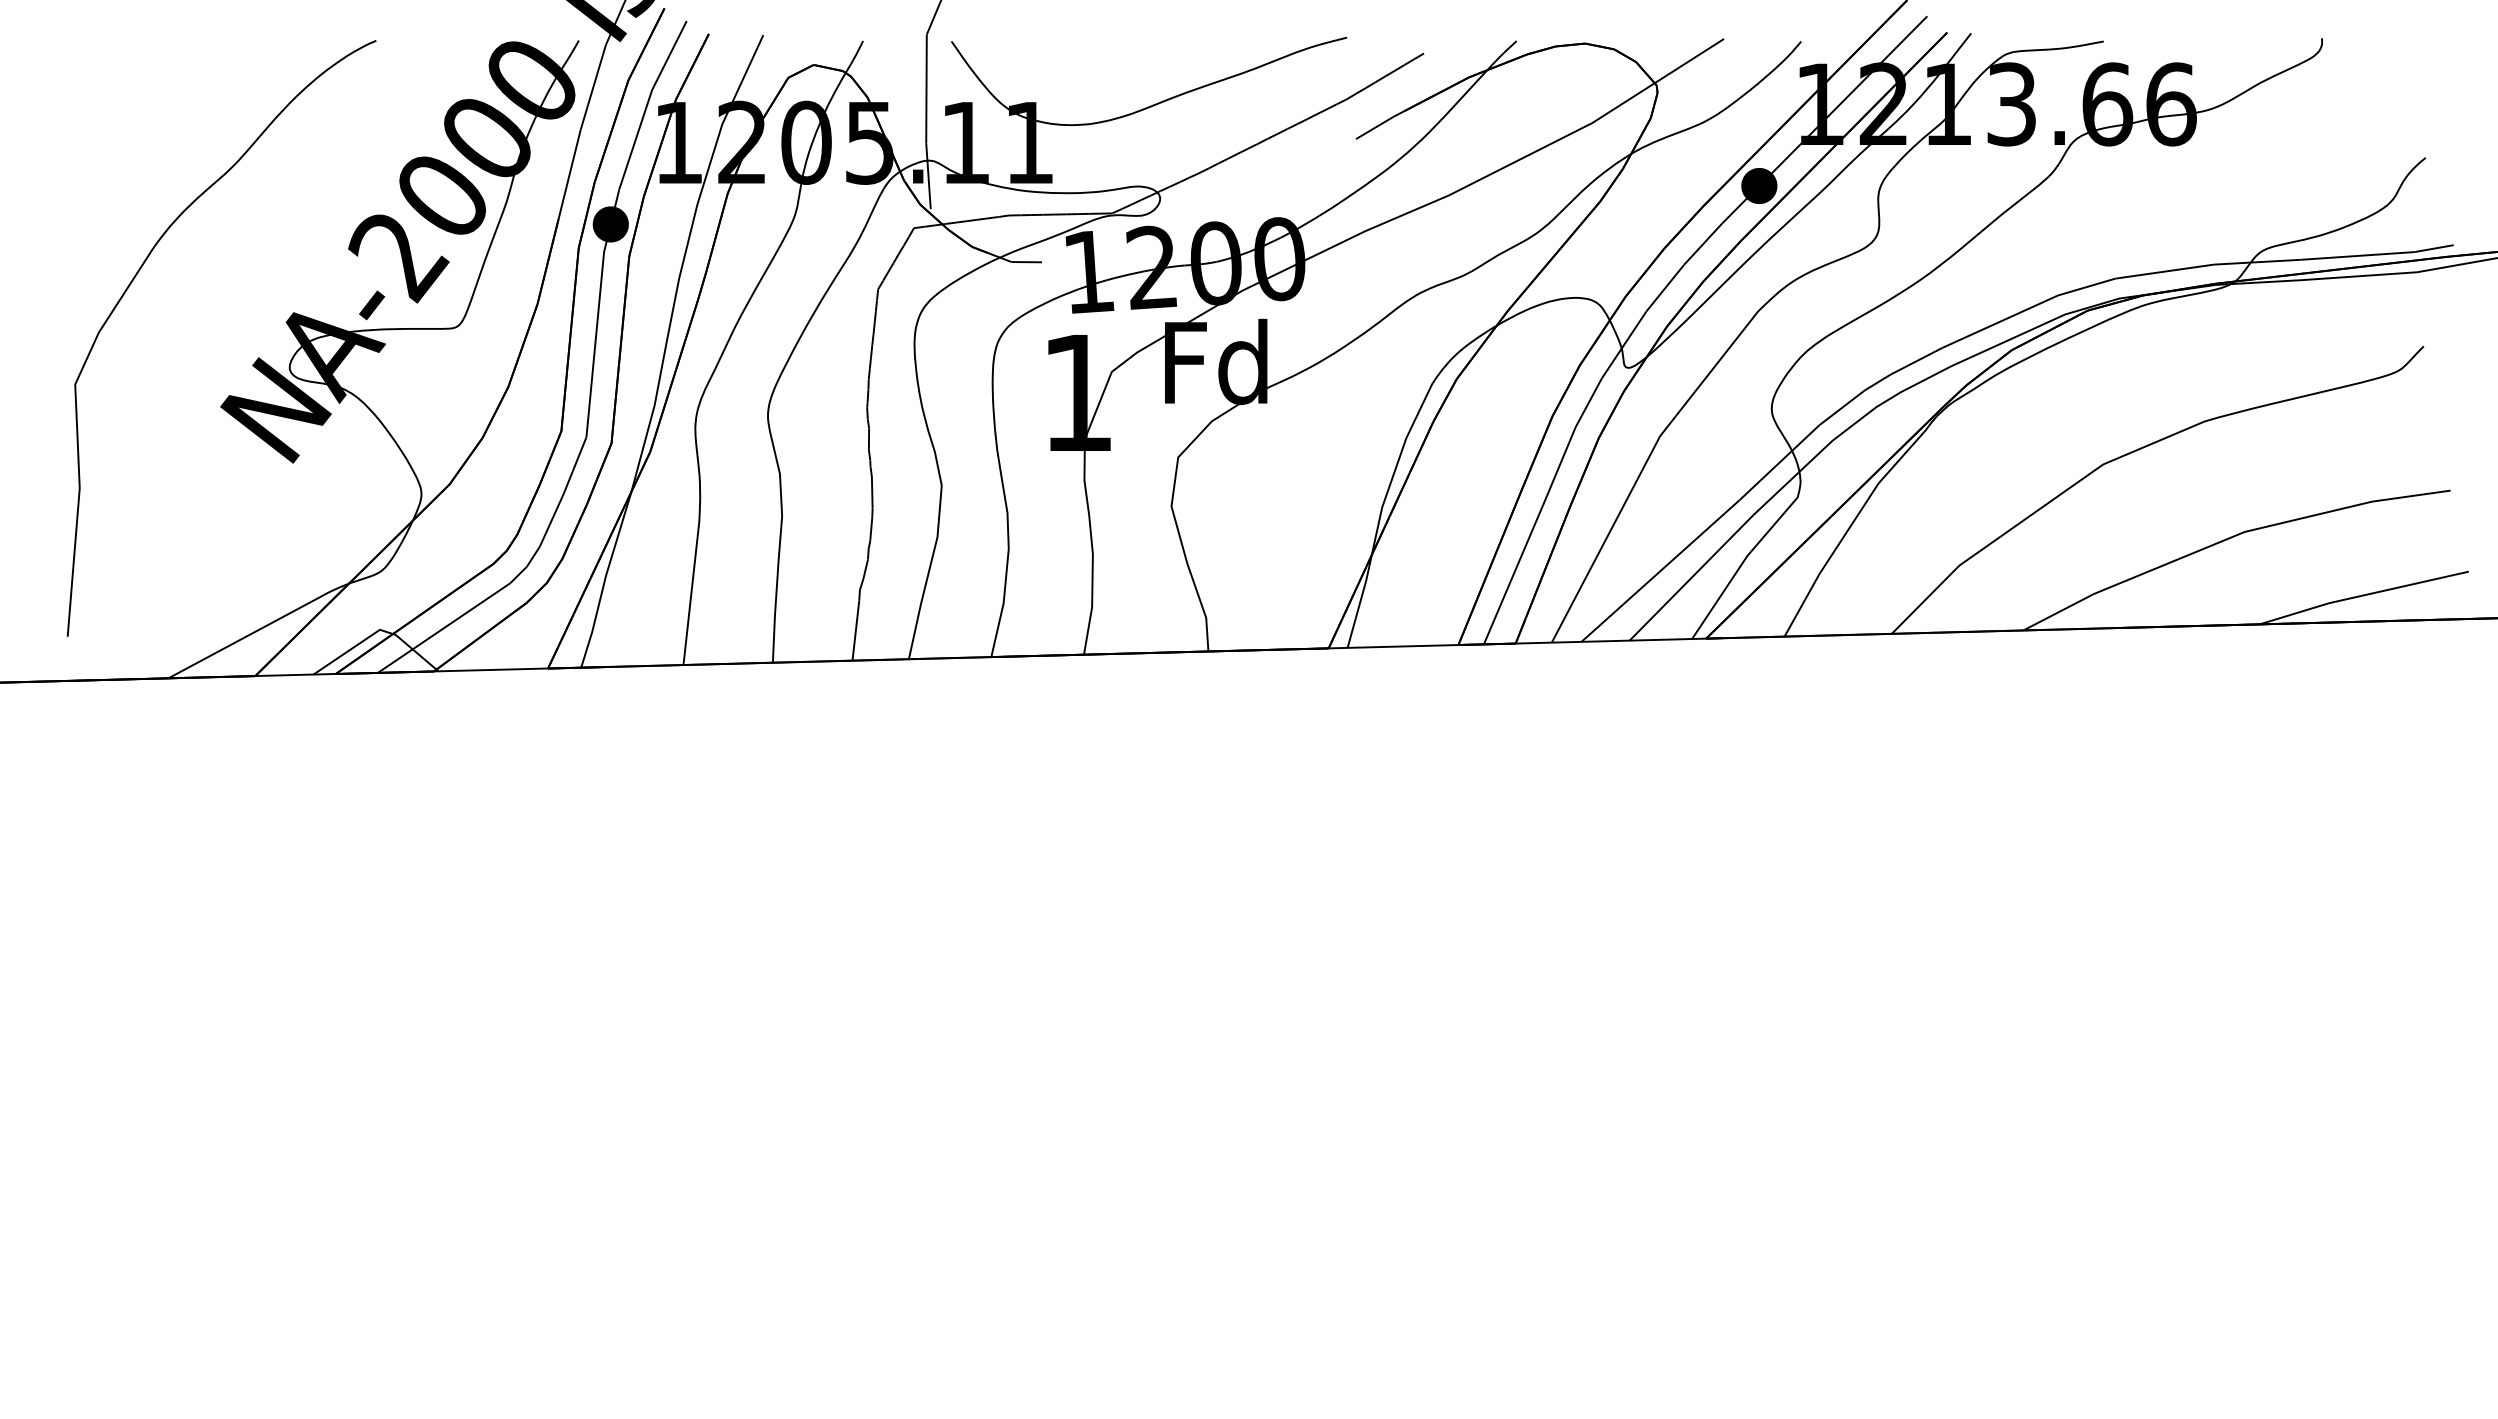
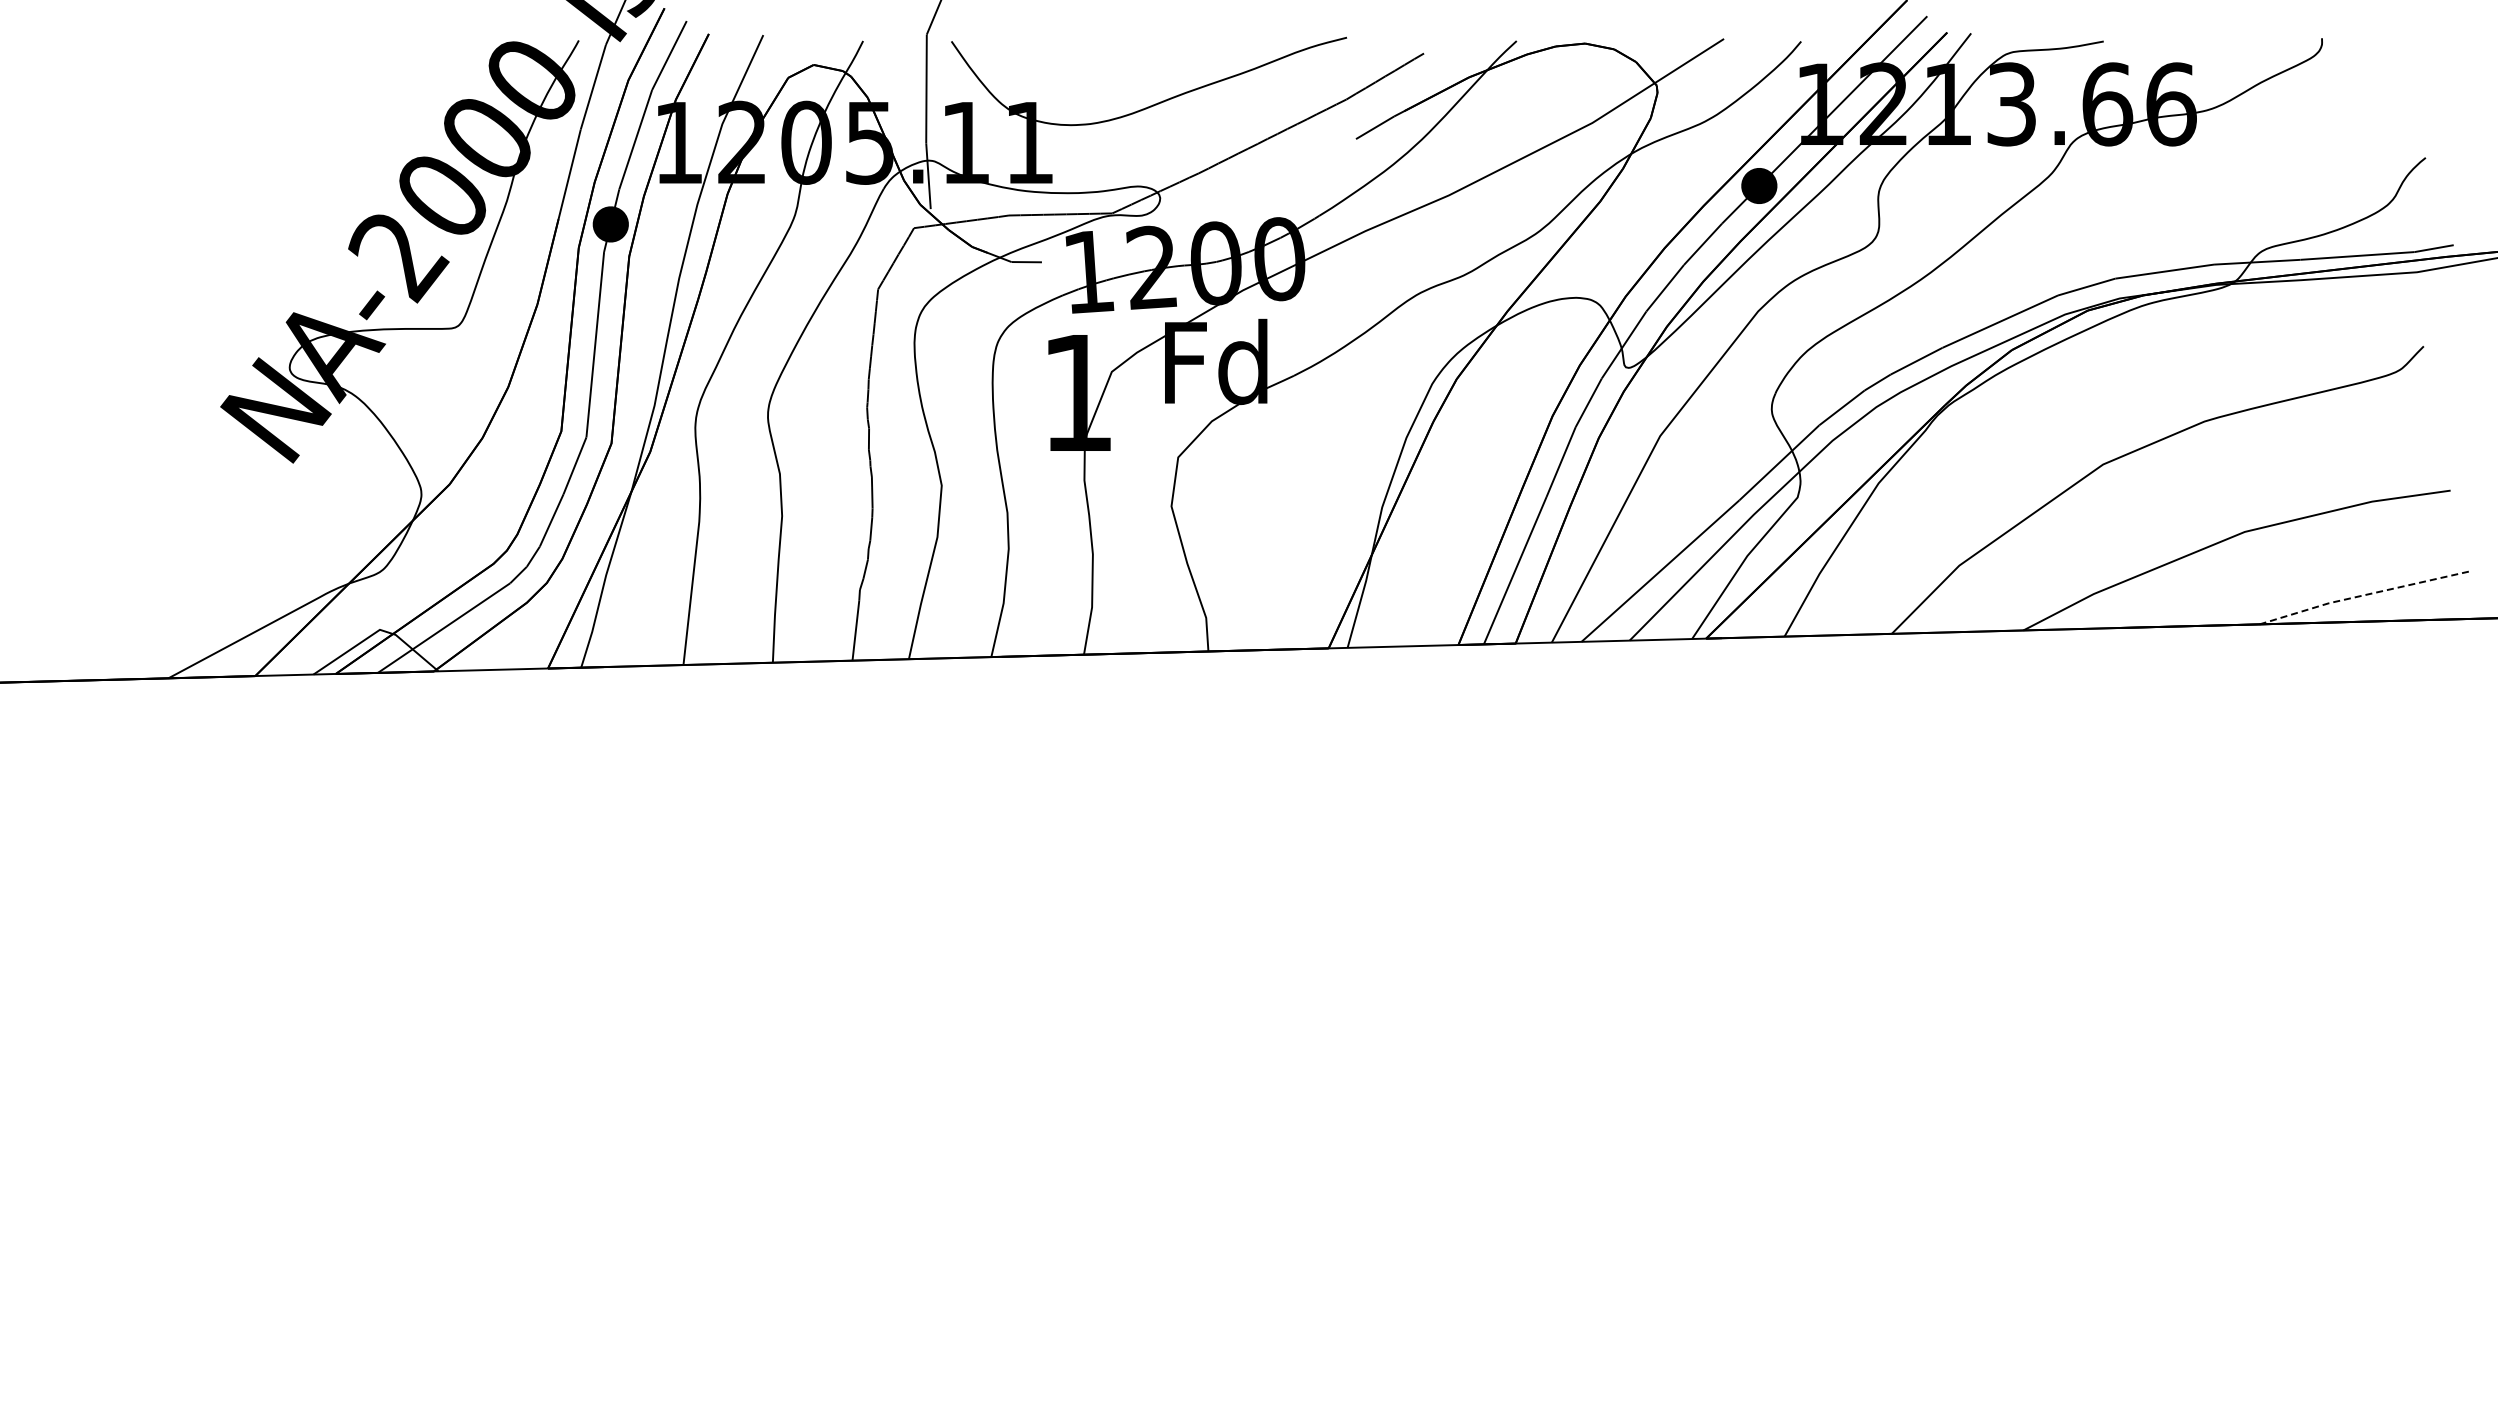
curve: present -> none (134, 279)
line: solid -> dashed (2363, 595)
